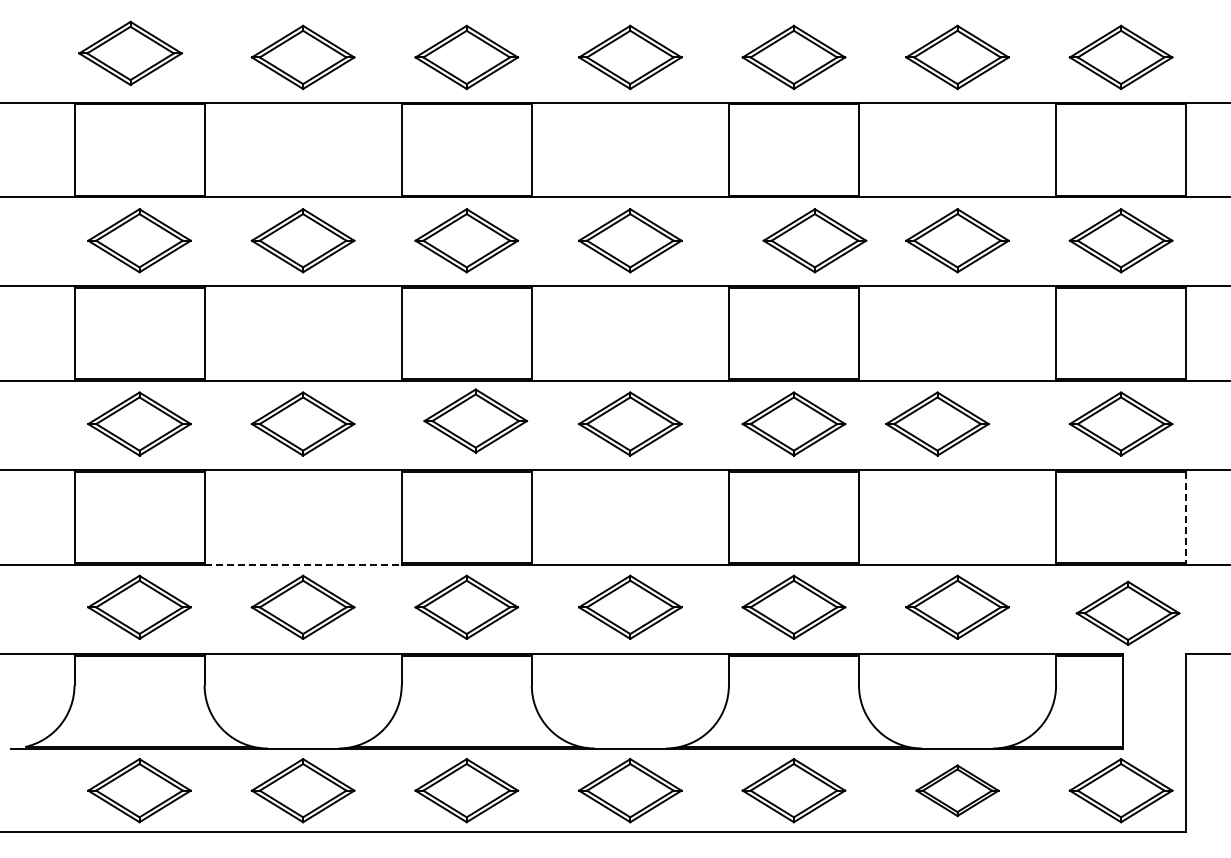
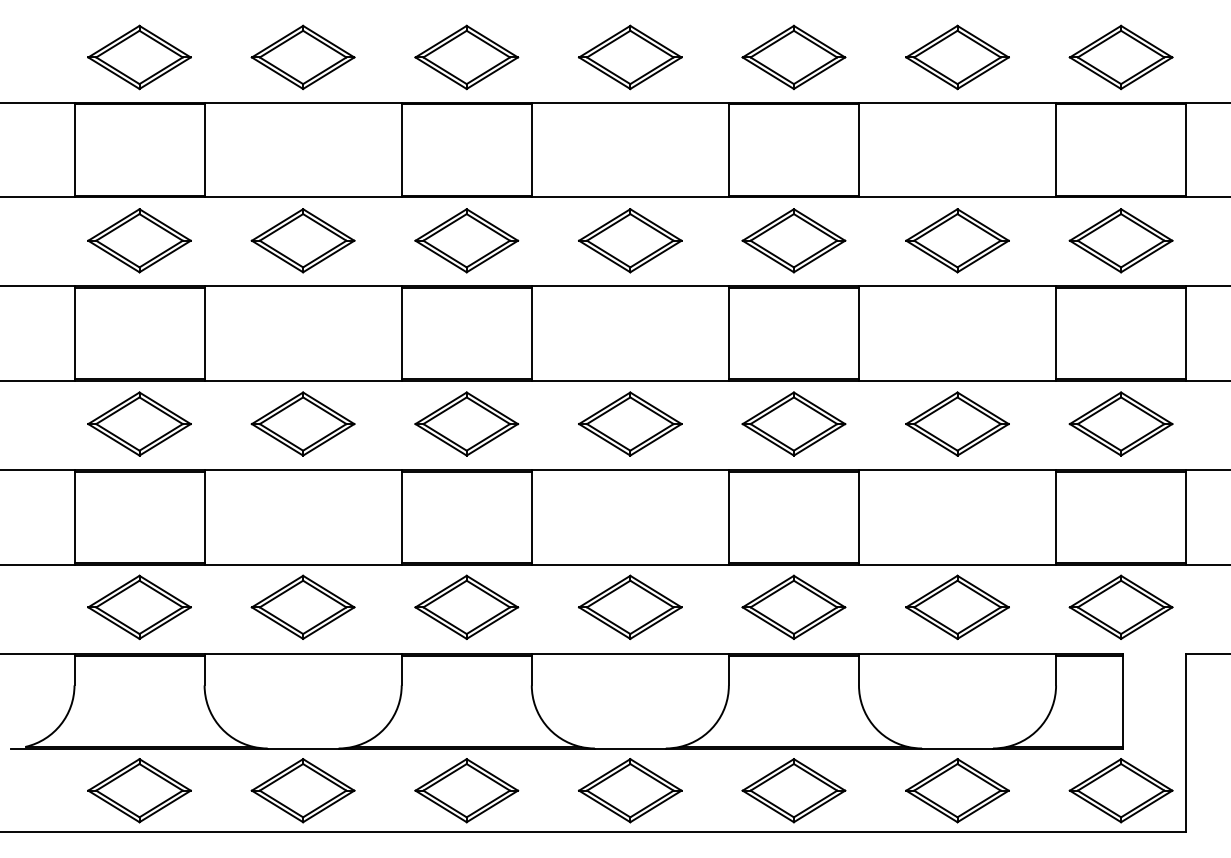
part position: (130, 53) -> (139, 57) (139, 57)
part position: (814, 240) -> (793, 240) (793, 240)
part position: (475, 420) -> (466, 423) (466, 423)
part position: (937, 423) -> (957, 423) (957, 423)
line: dashed -> solid (1186, 517)
line: dashed -> solid (303, 564)
part position: (1127, 612) -> (1120, 606) (1120, 606)
part size: 85x54 px -> 105x66 px (957, 790)
